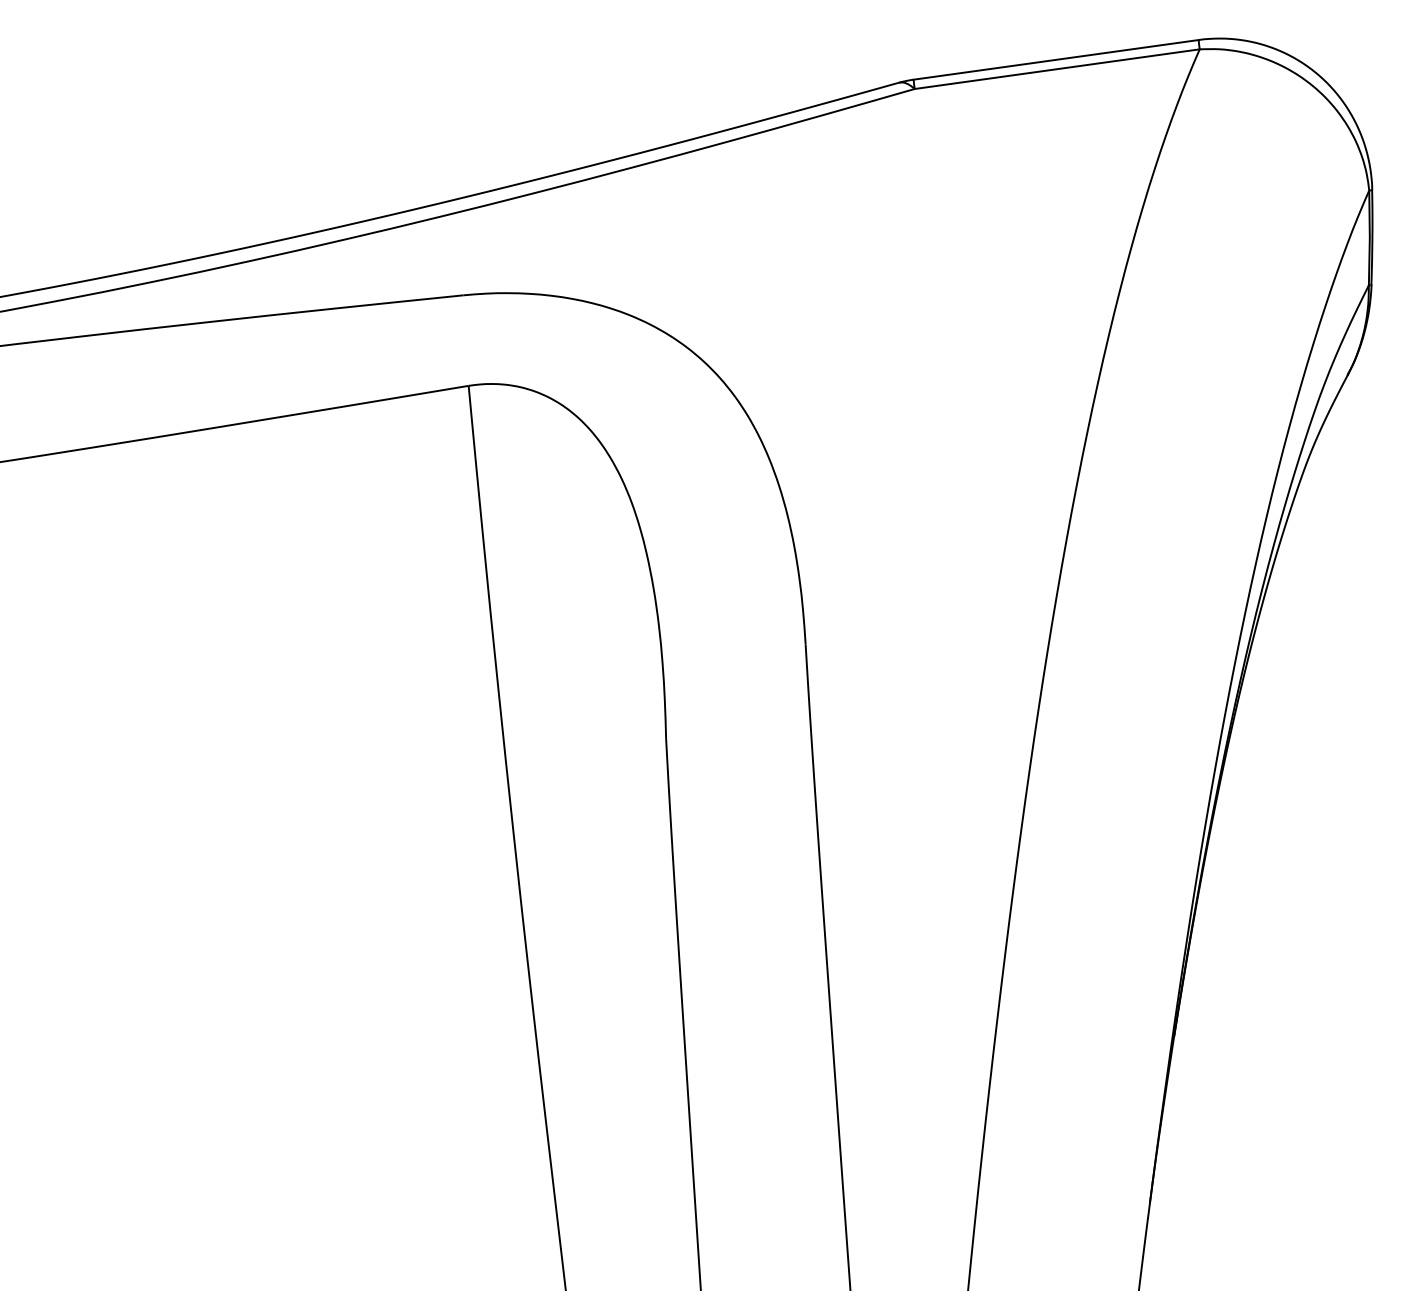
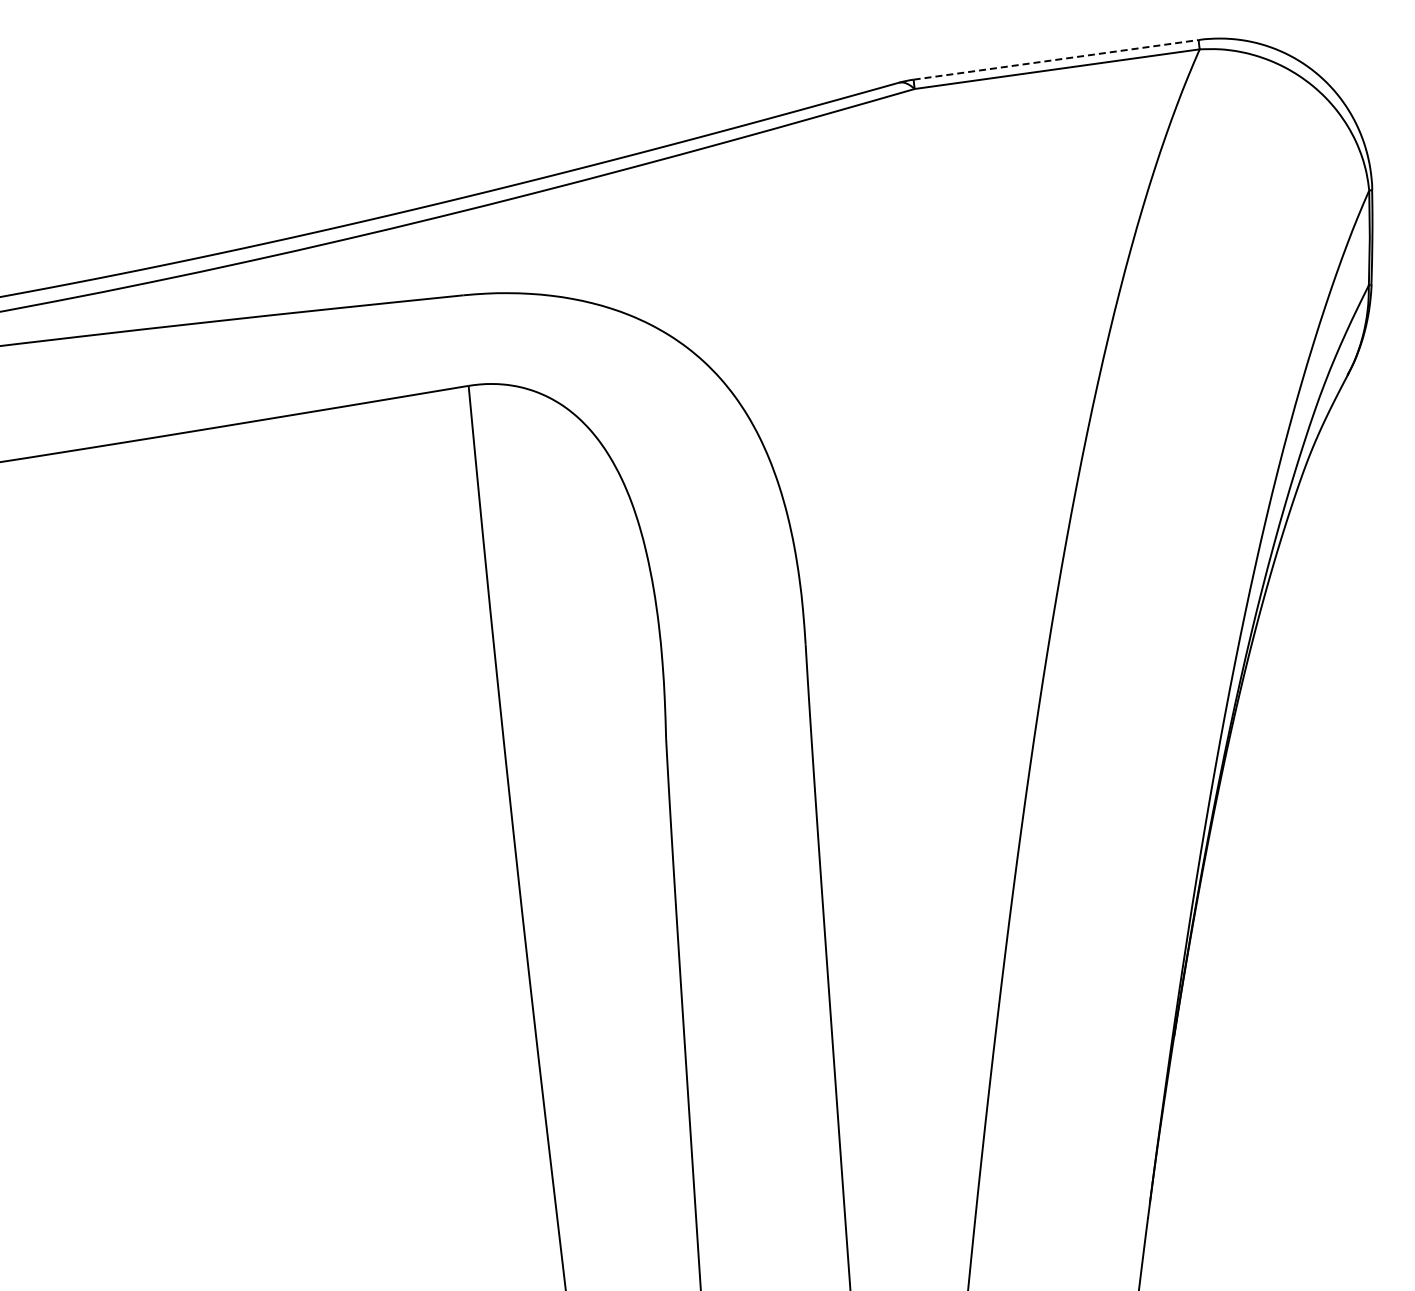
line: solid -> dashed (1056, 59)
